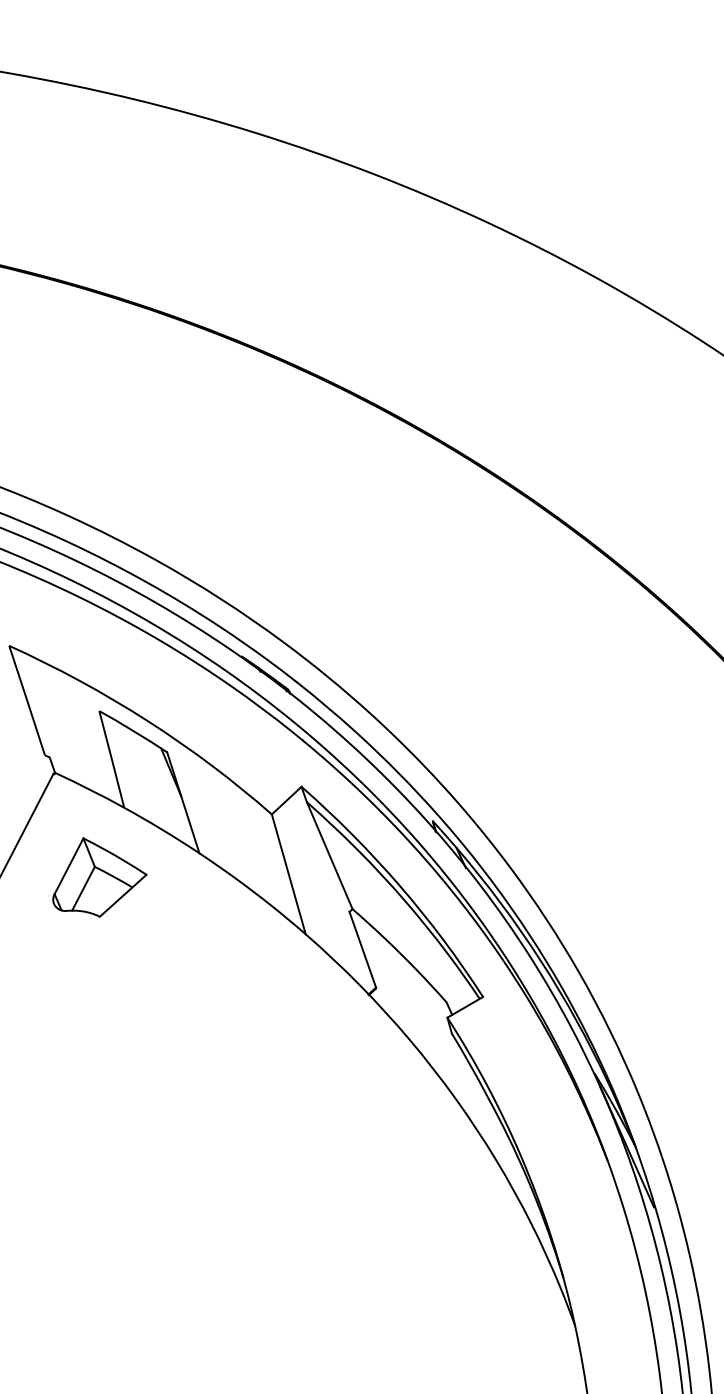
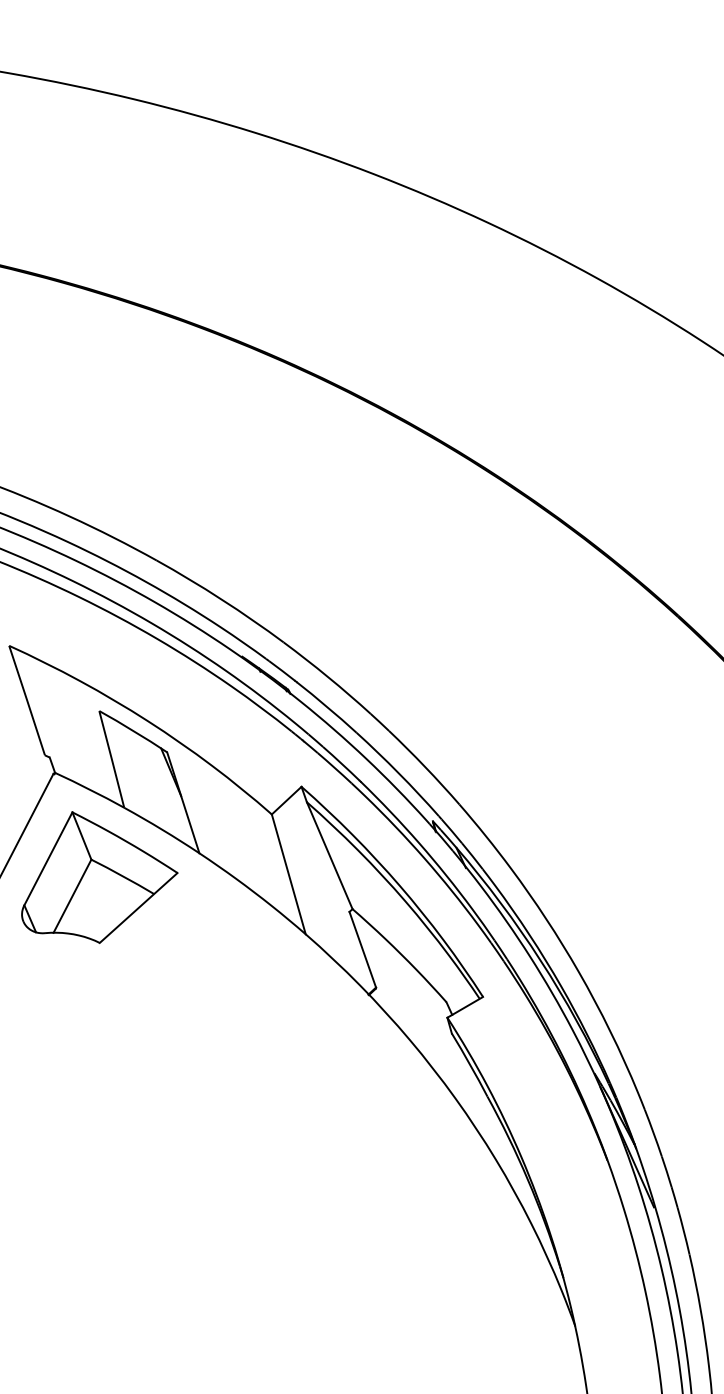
part size: 96x81 px -> 158x133 px (99, 877)
